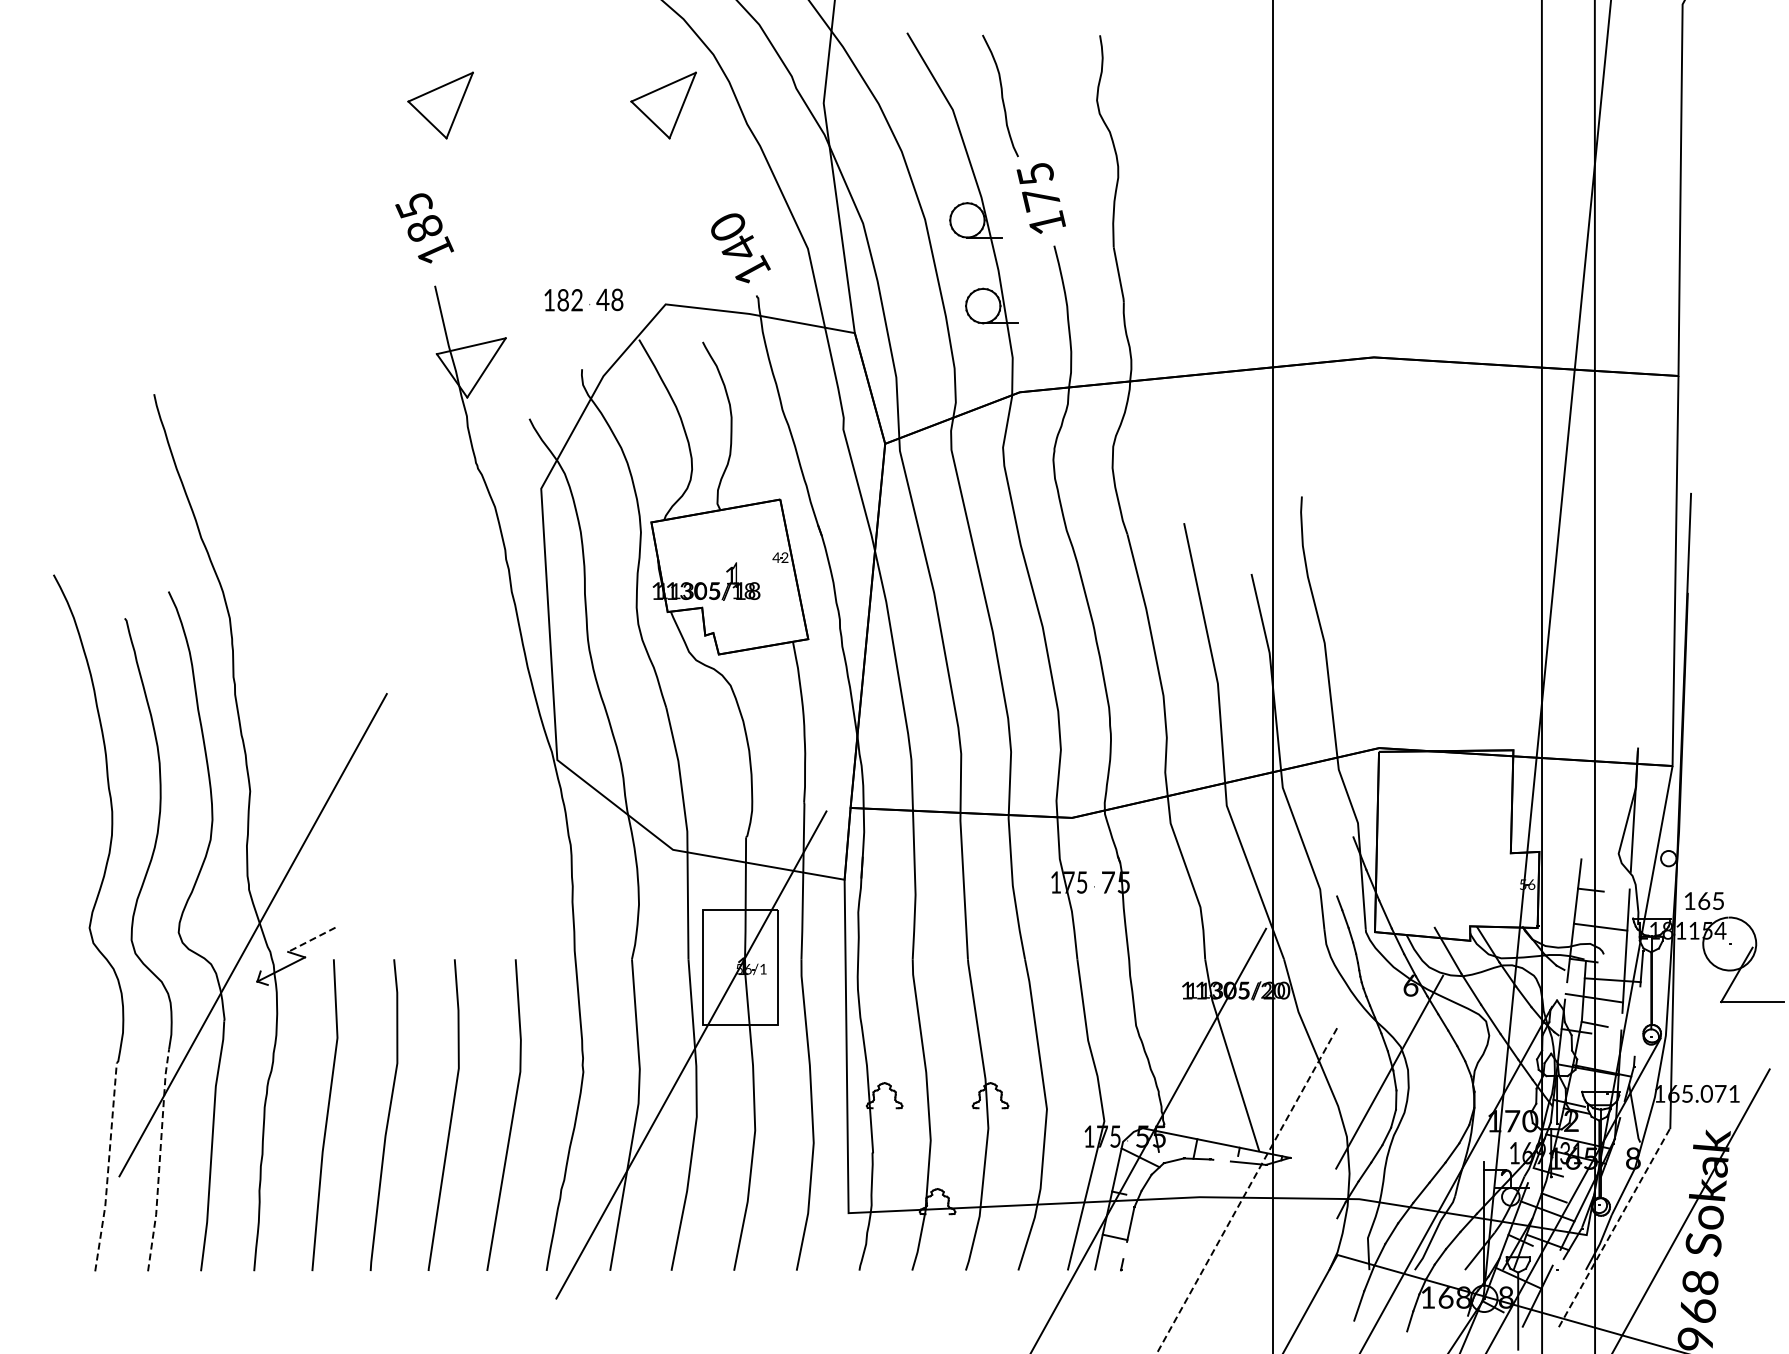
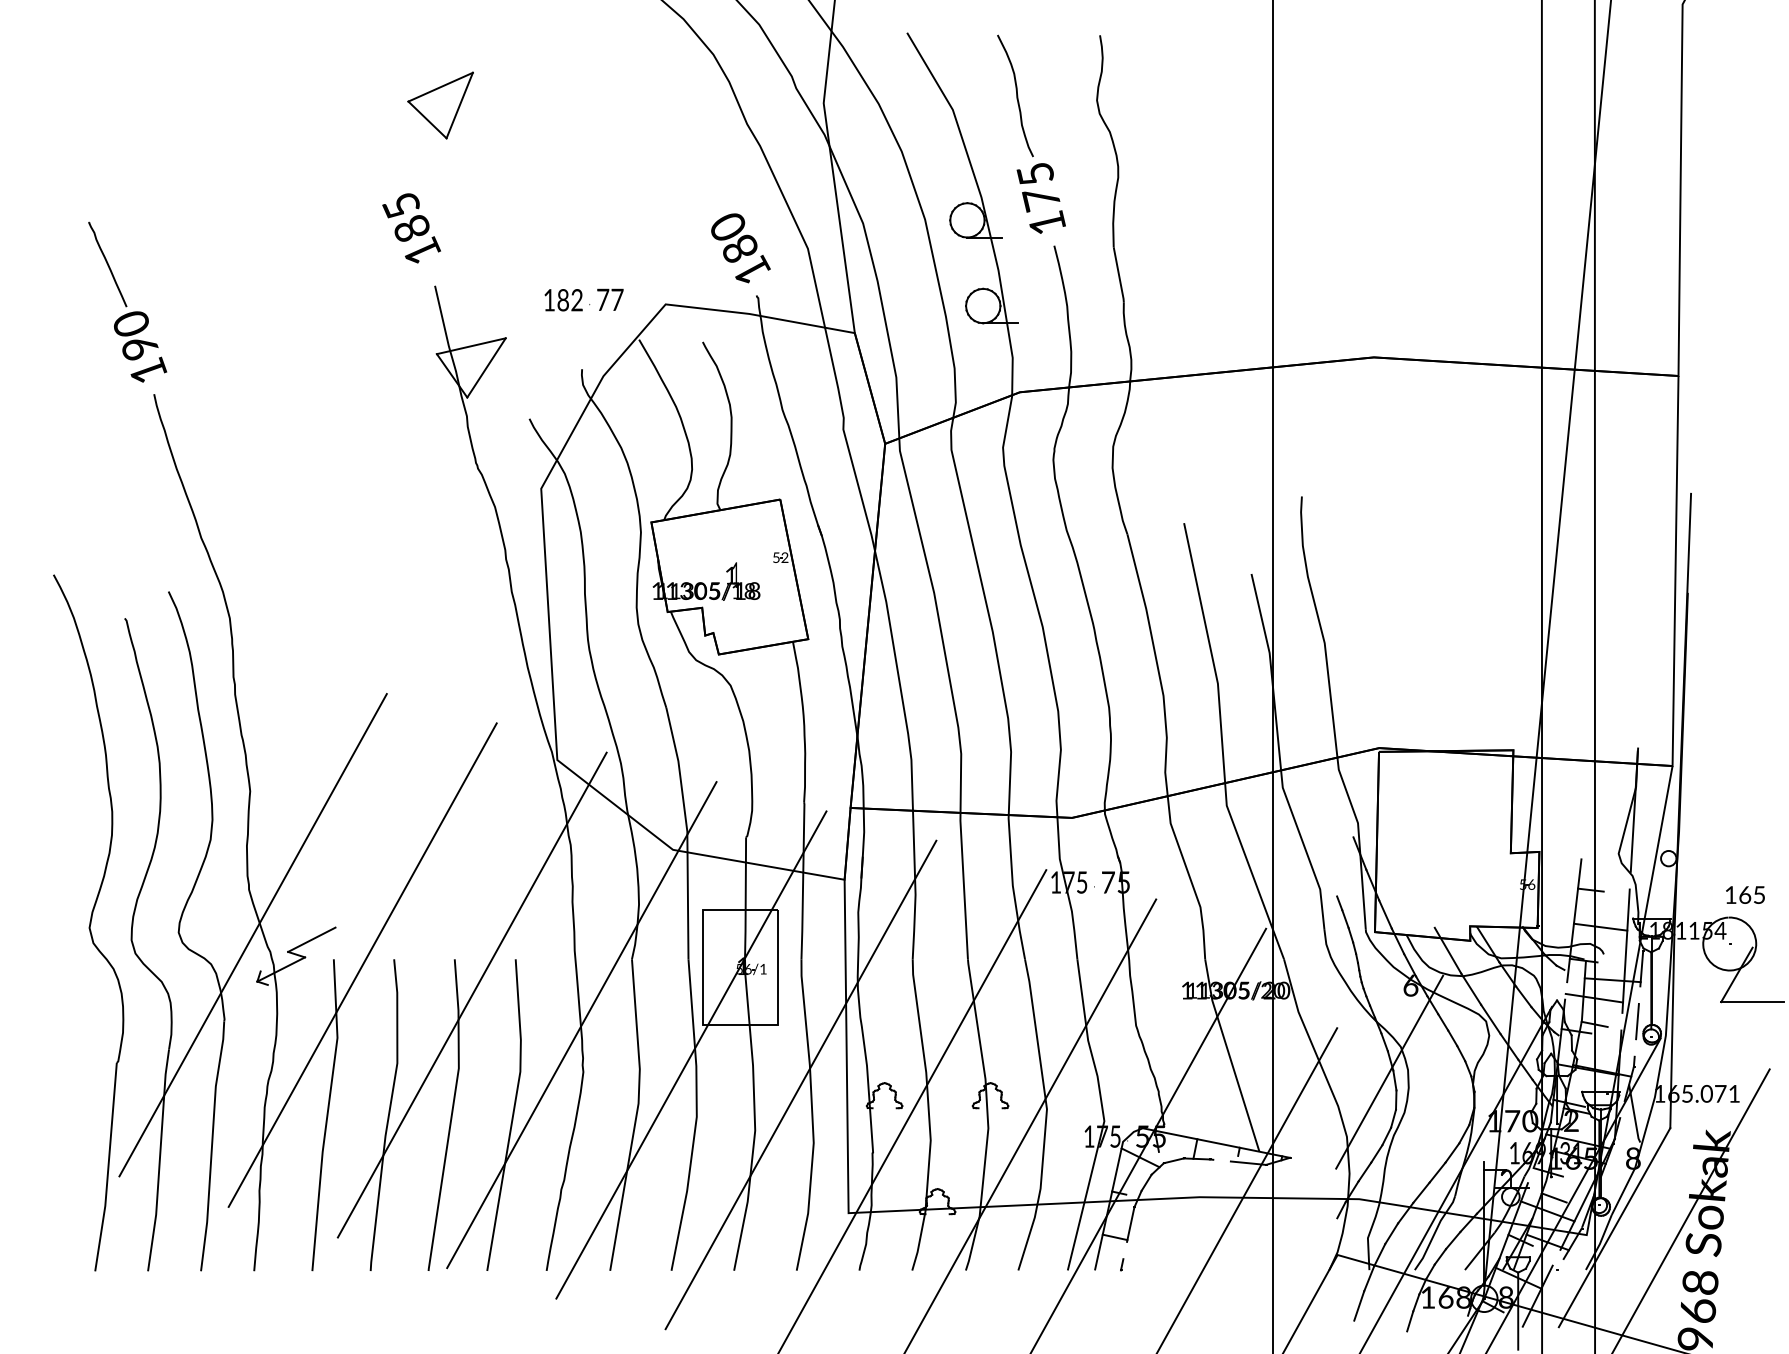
curve position: (1001, 95) -> (1016, 95) (1016, 95)
part: present -> none (663, 105)
text position: (424, 228) -> (411, 228) (411, 228)
text: 140 -> 180 (739, 248)
text: 48 -> 77 (609, 299)
part: none -> present (127, 301)
text: 42 -> 52 (776, 557)
text position: (1704, 900) -> (1745, 894) (1745, 894)
line: dashed -> solid (311, 939)
line: none -> present (362, 964)
line: none -> present (471, 994)
line: none -> present (1637, 1021)
line: none -> present (581, 1025)
line: none -> present (800, 1084)
line: none -> present (912, 1110)
line: none -> present (1030, 1124)
line: dashed -> solid (159, 1160)
line: dashed -> solid (108, 1168)
line: dashed -> solid (1247, 1190)
line: dashed -> solid (1614, 1227)
